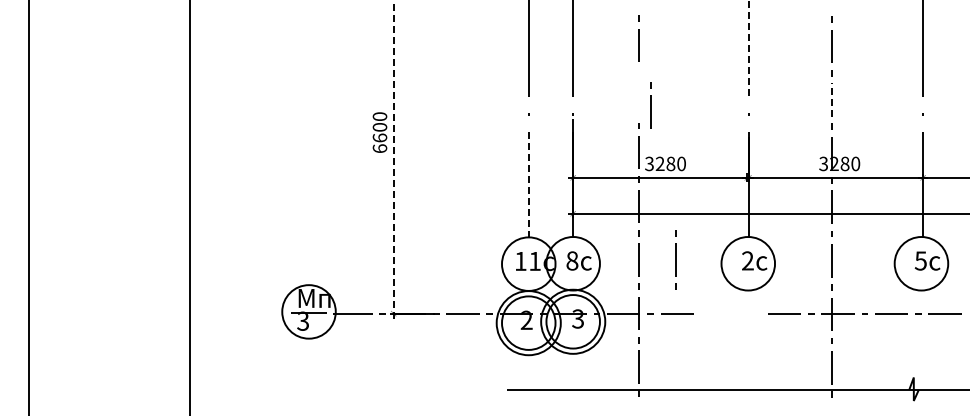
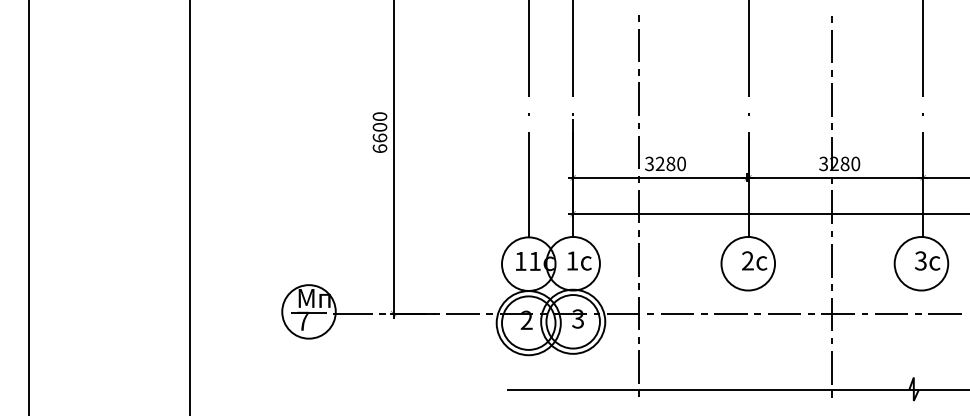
line: dashed -> solid (748, 49)
line: dashed -> solid (832, 99)
line position: (650, 105) -> (638, 92) (638, 92)
line: dashed -> solid (393, 159)
line: dashed -> solid (528, 184)
line: present -> none (675, 259)
text: 8 -> 1 (572, 260)
text: 5 -> 3 (920, 260)
line: none -> present (730, 313)
text: 3 -> 7 (302, 320)
